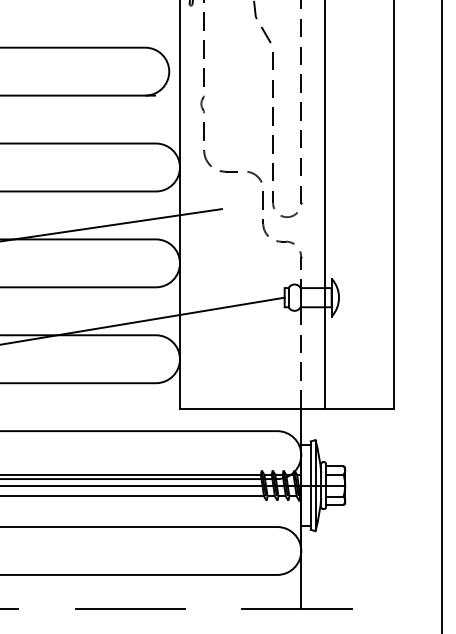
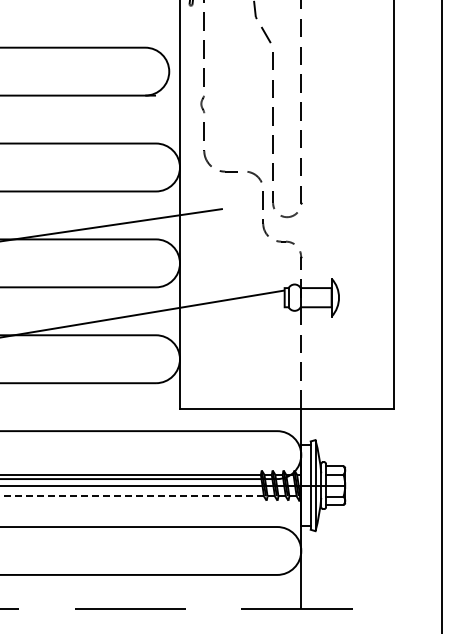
line: present -> none (325, 205)
line position: (143, 320) -> (142, 313) (142, 313)
line: solid -> dashed (132, 496)
